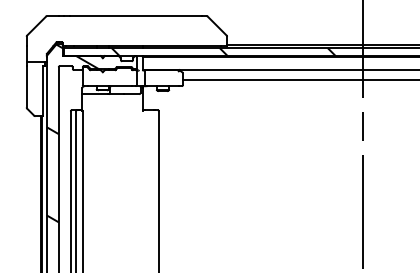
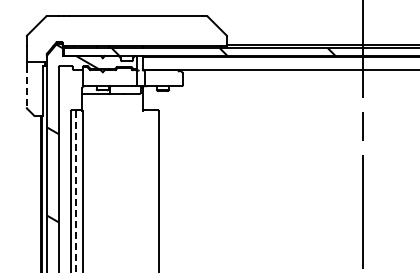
line: present -> none (299, 80)
line: solid -> dashed (26, 86)
line: solid -> dashed (76, 192)
